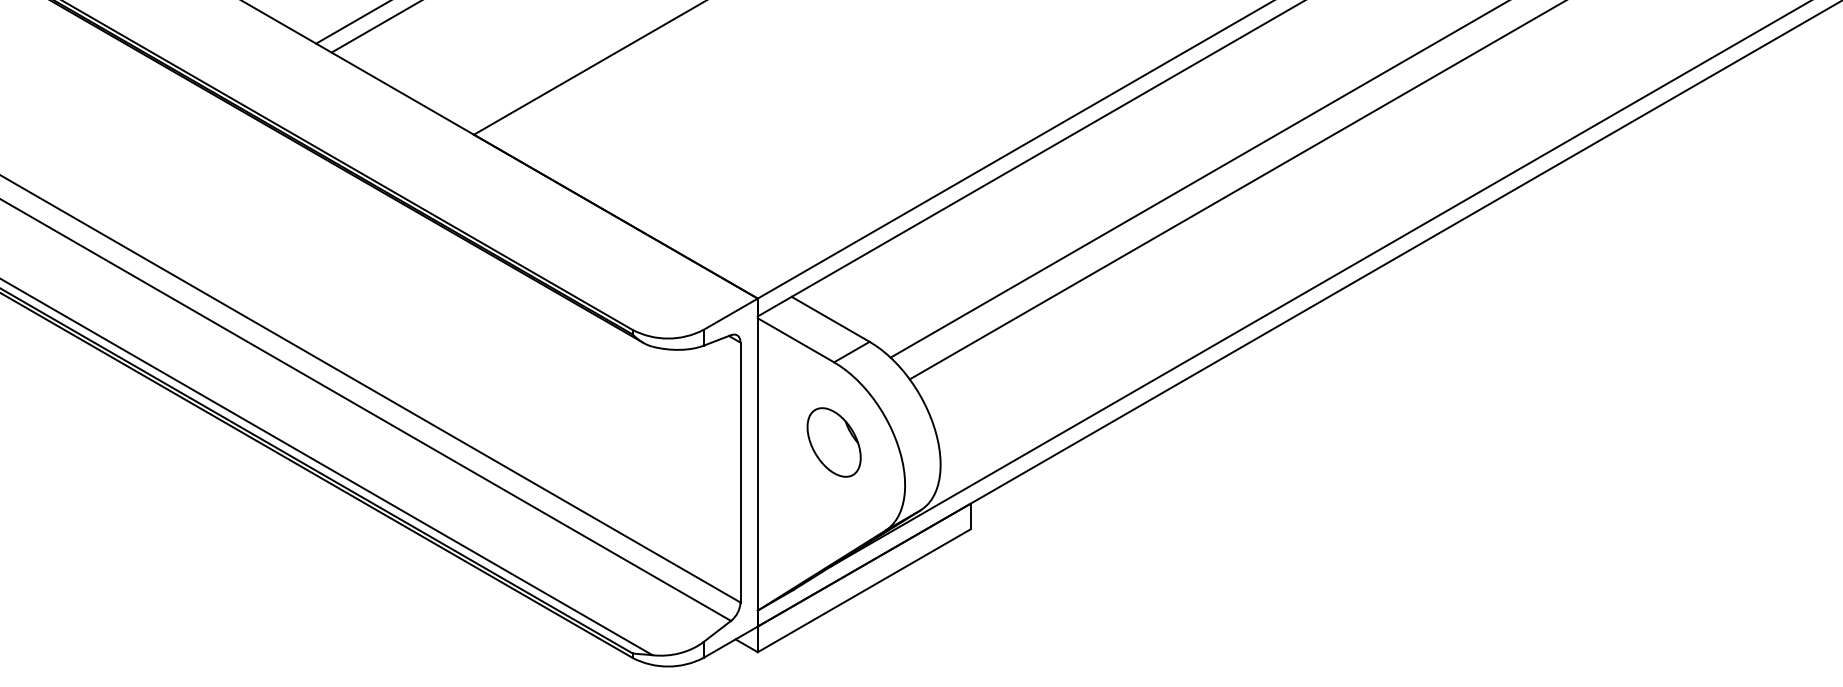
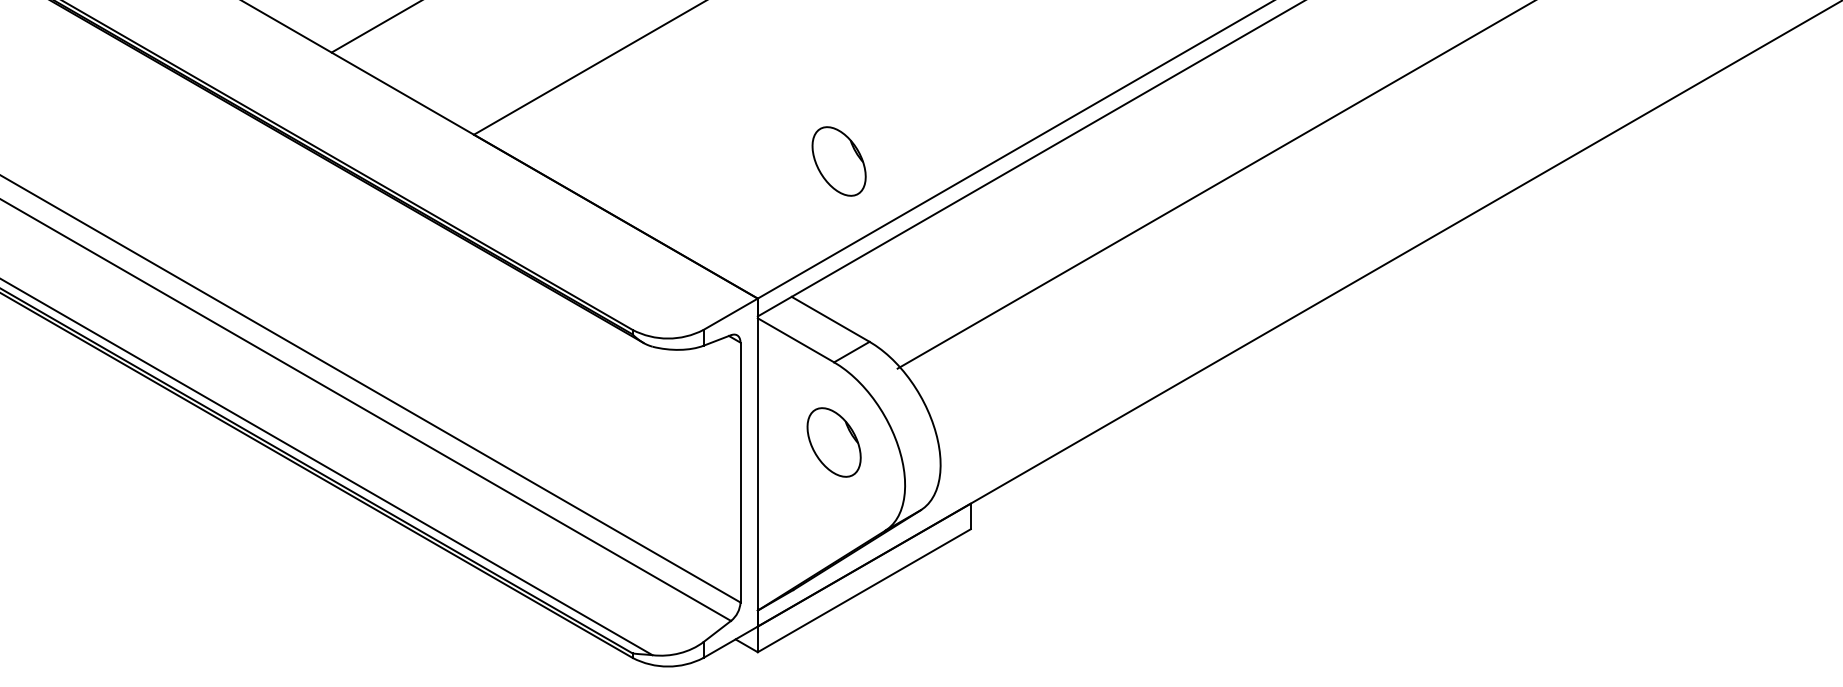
line: present -> none (352, 22)
part: none -> present (838, 161)
line position: (1198, 179) -> (1214, 185) (1214, 185)
line: present -> none (1235, 190)
line: present -> none (1319, 284)
